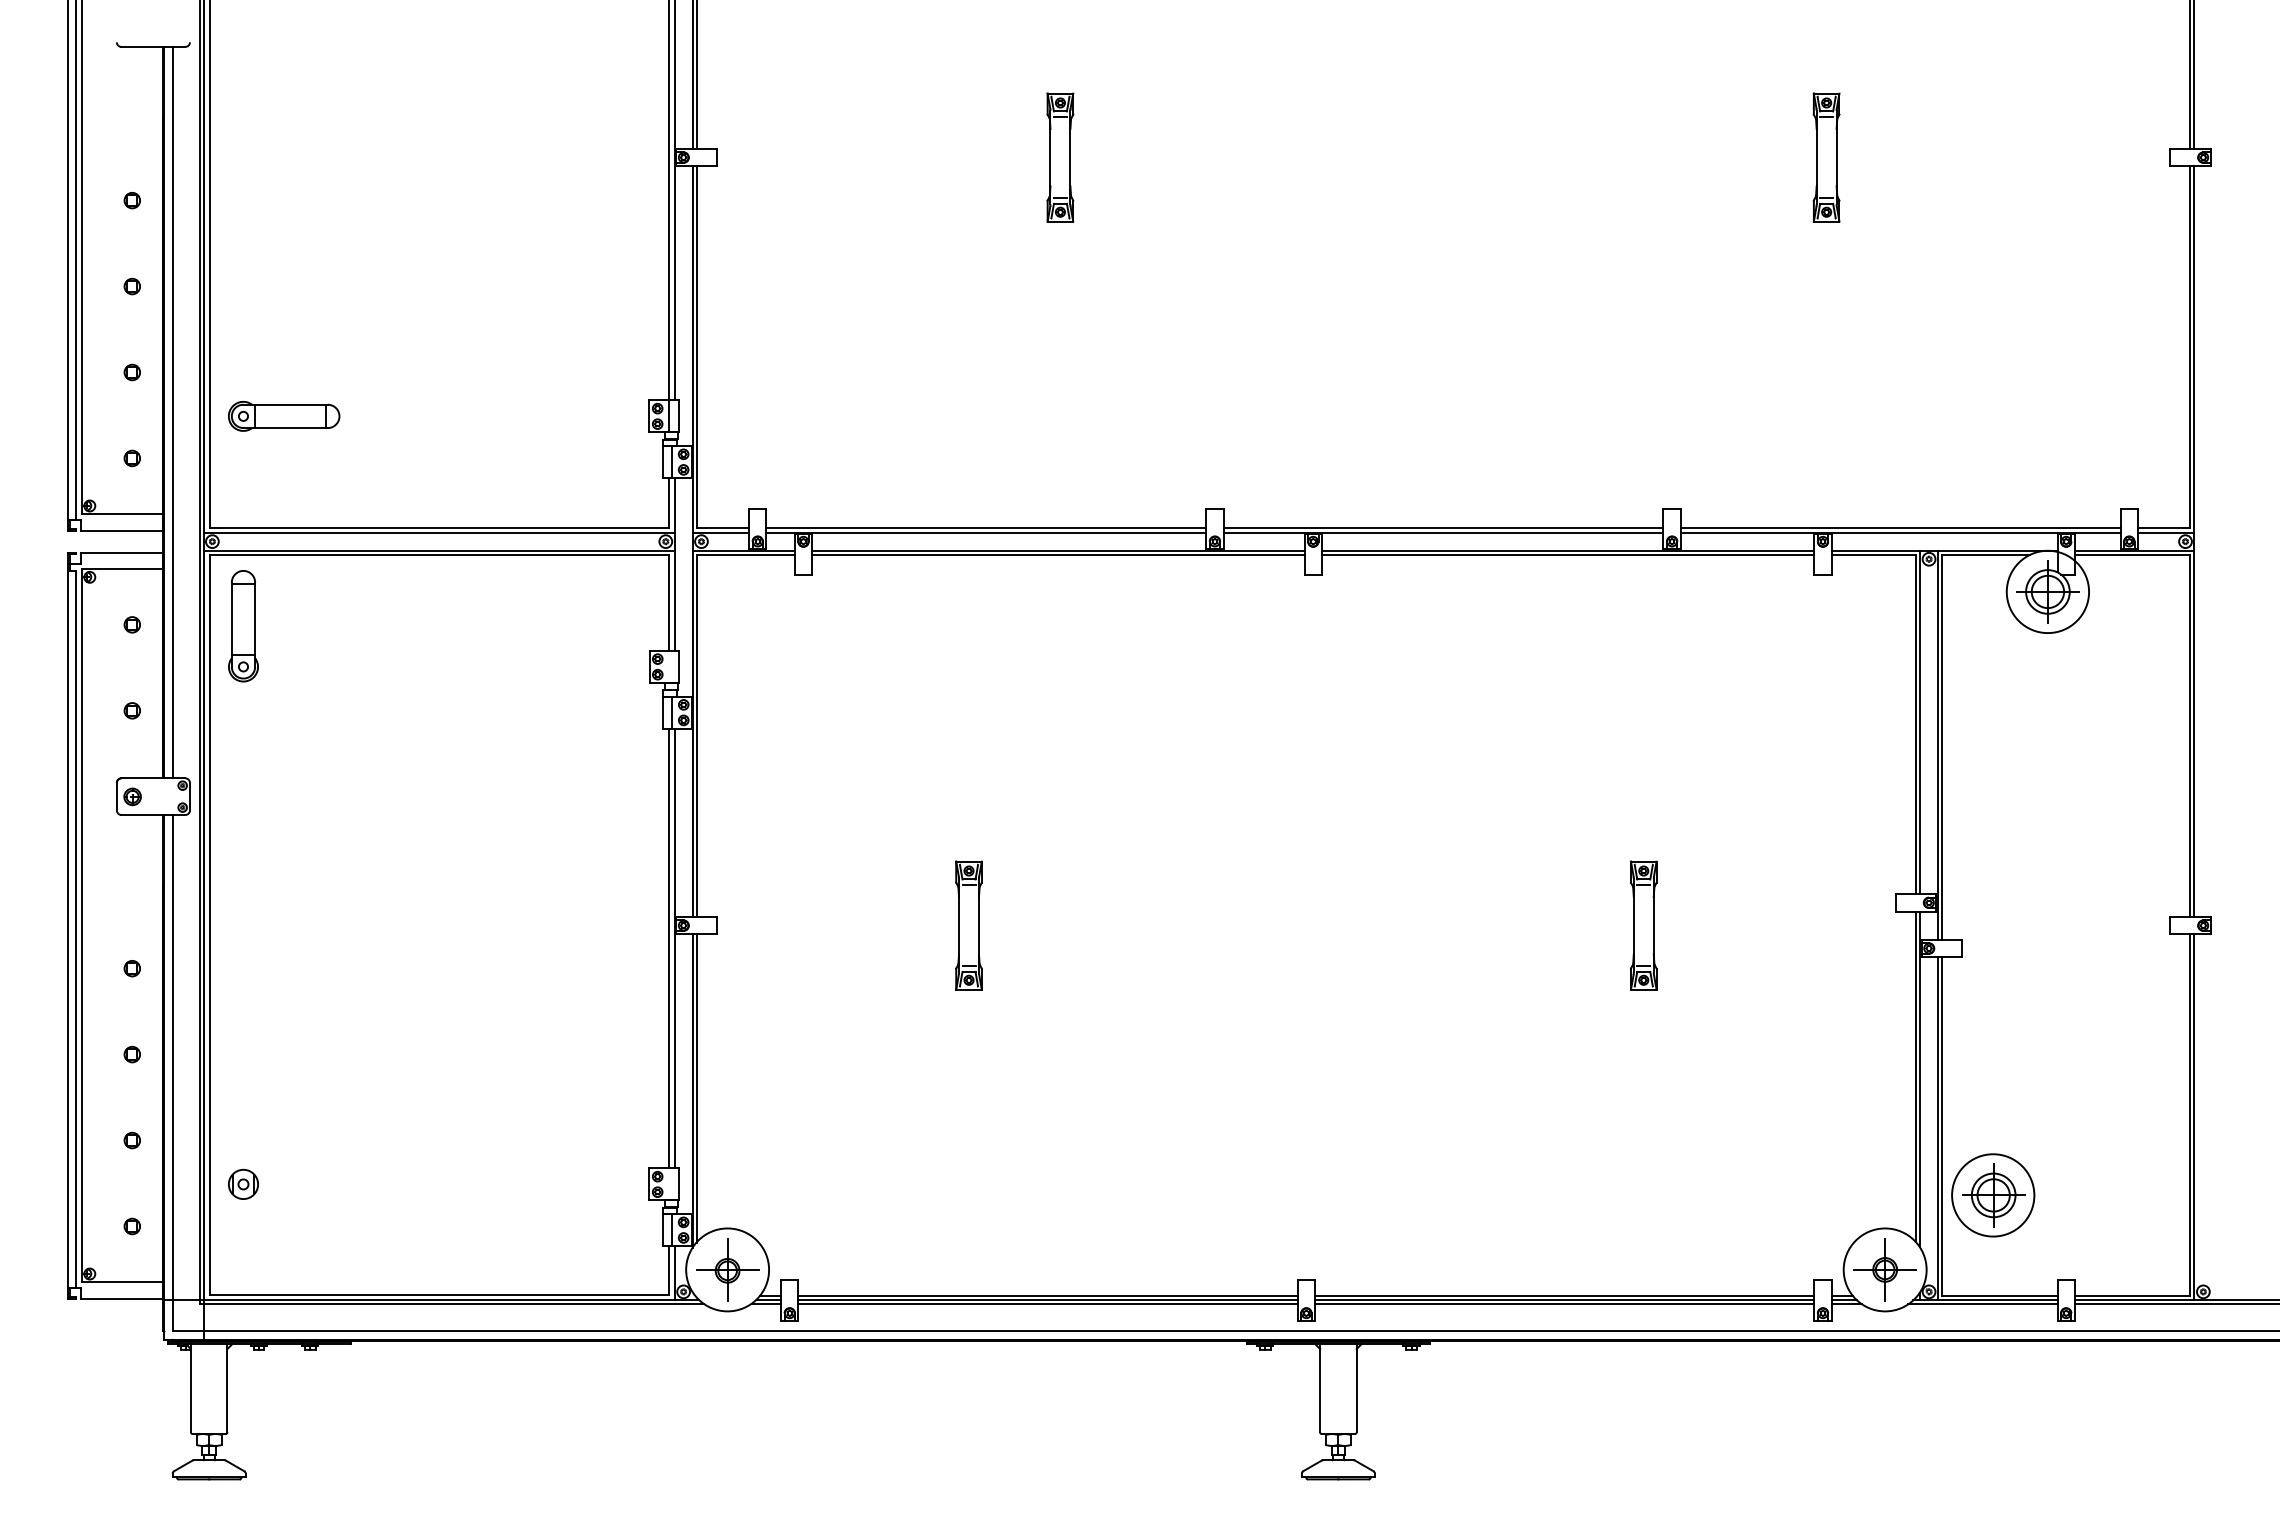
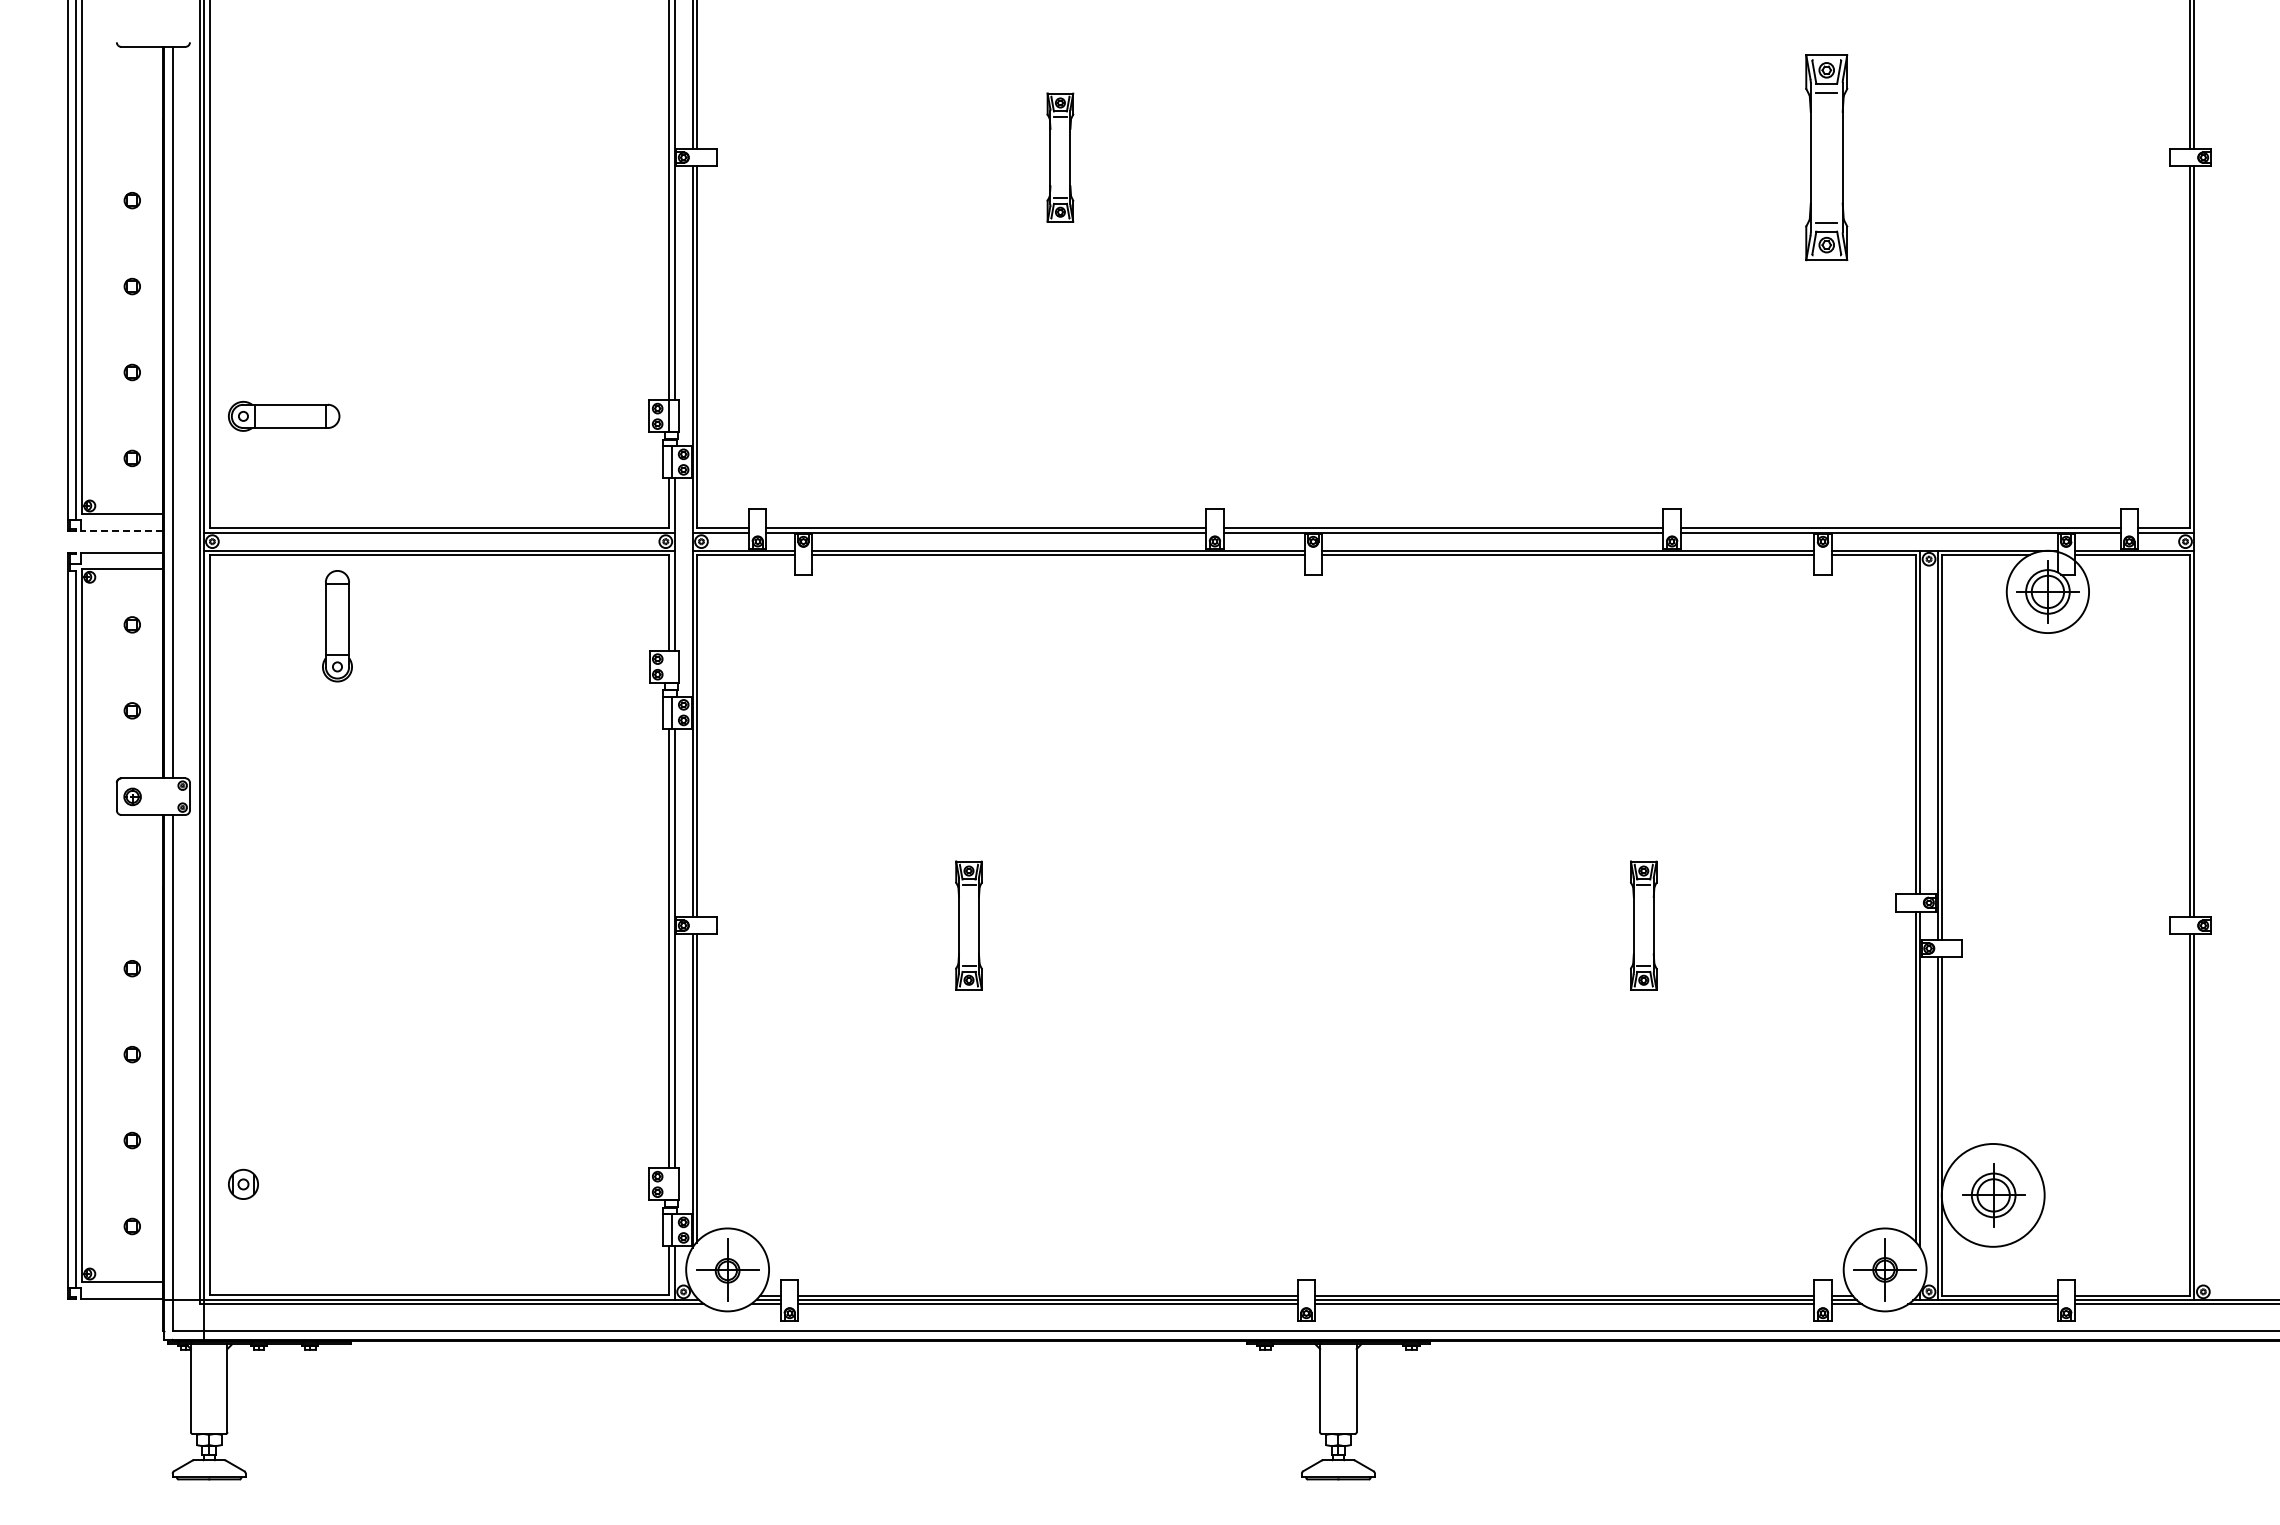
part size: 29x131 px -> 44x208 px (1826, 157)
line: solid -> dashed (121, 530)
part position: (243, 626) -> (337, 626) (337, 626)
circle diameter: 82 px -> 103 px (1992, 1194)
